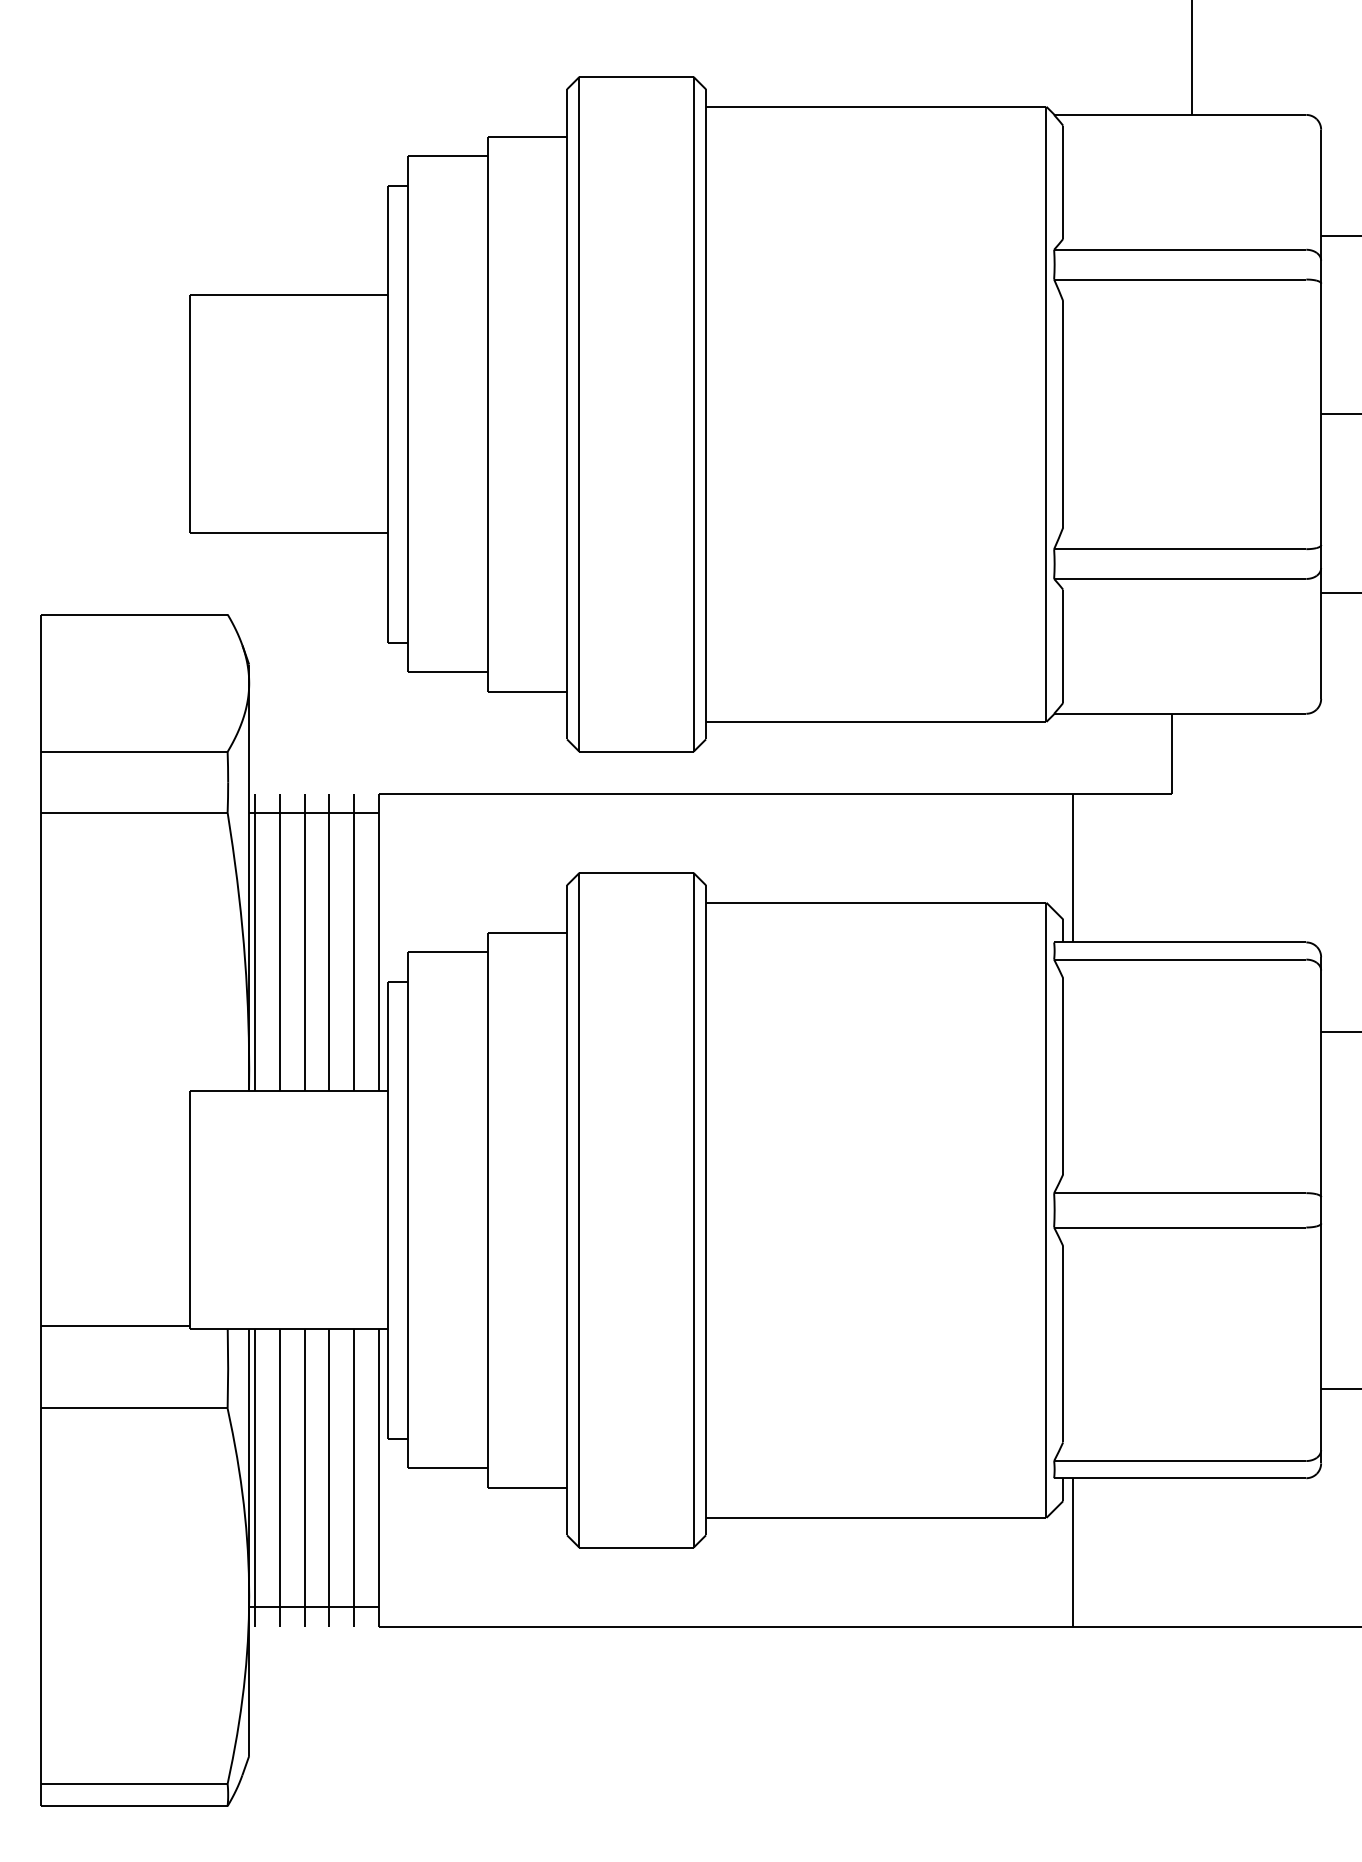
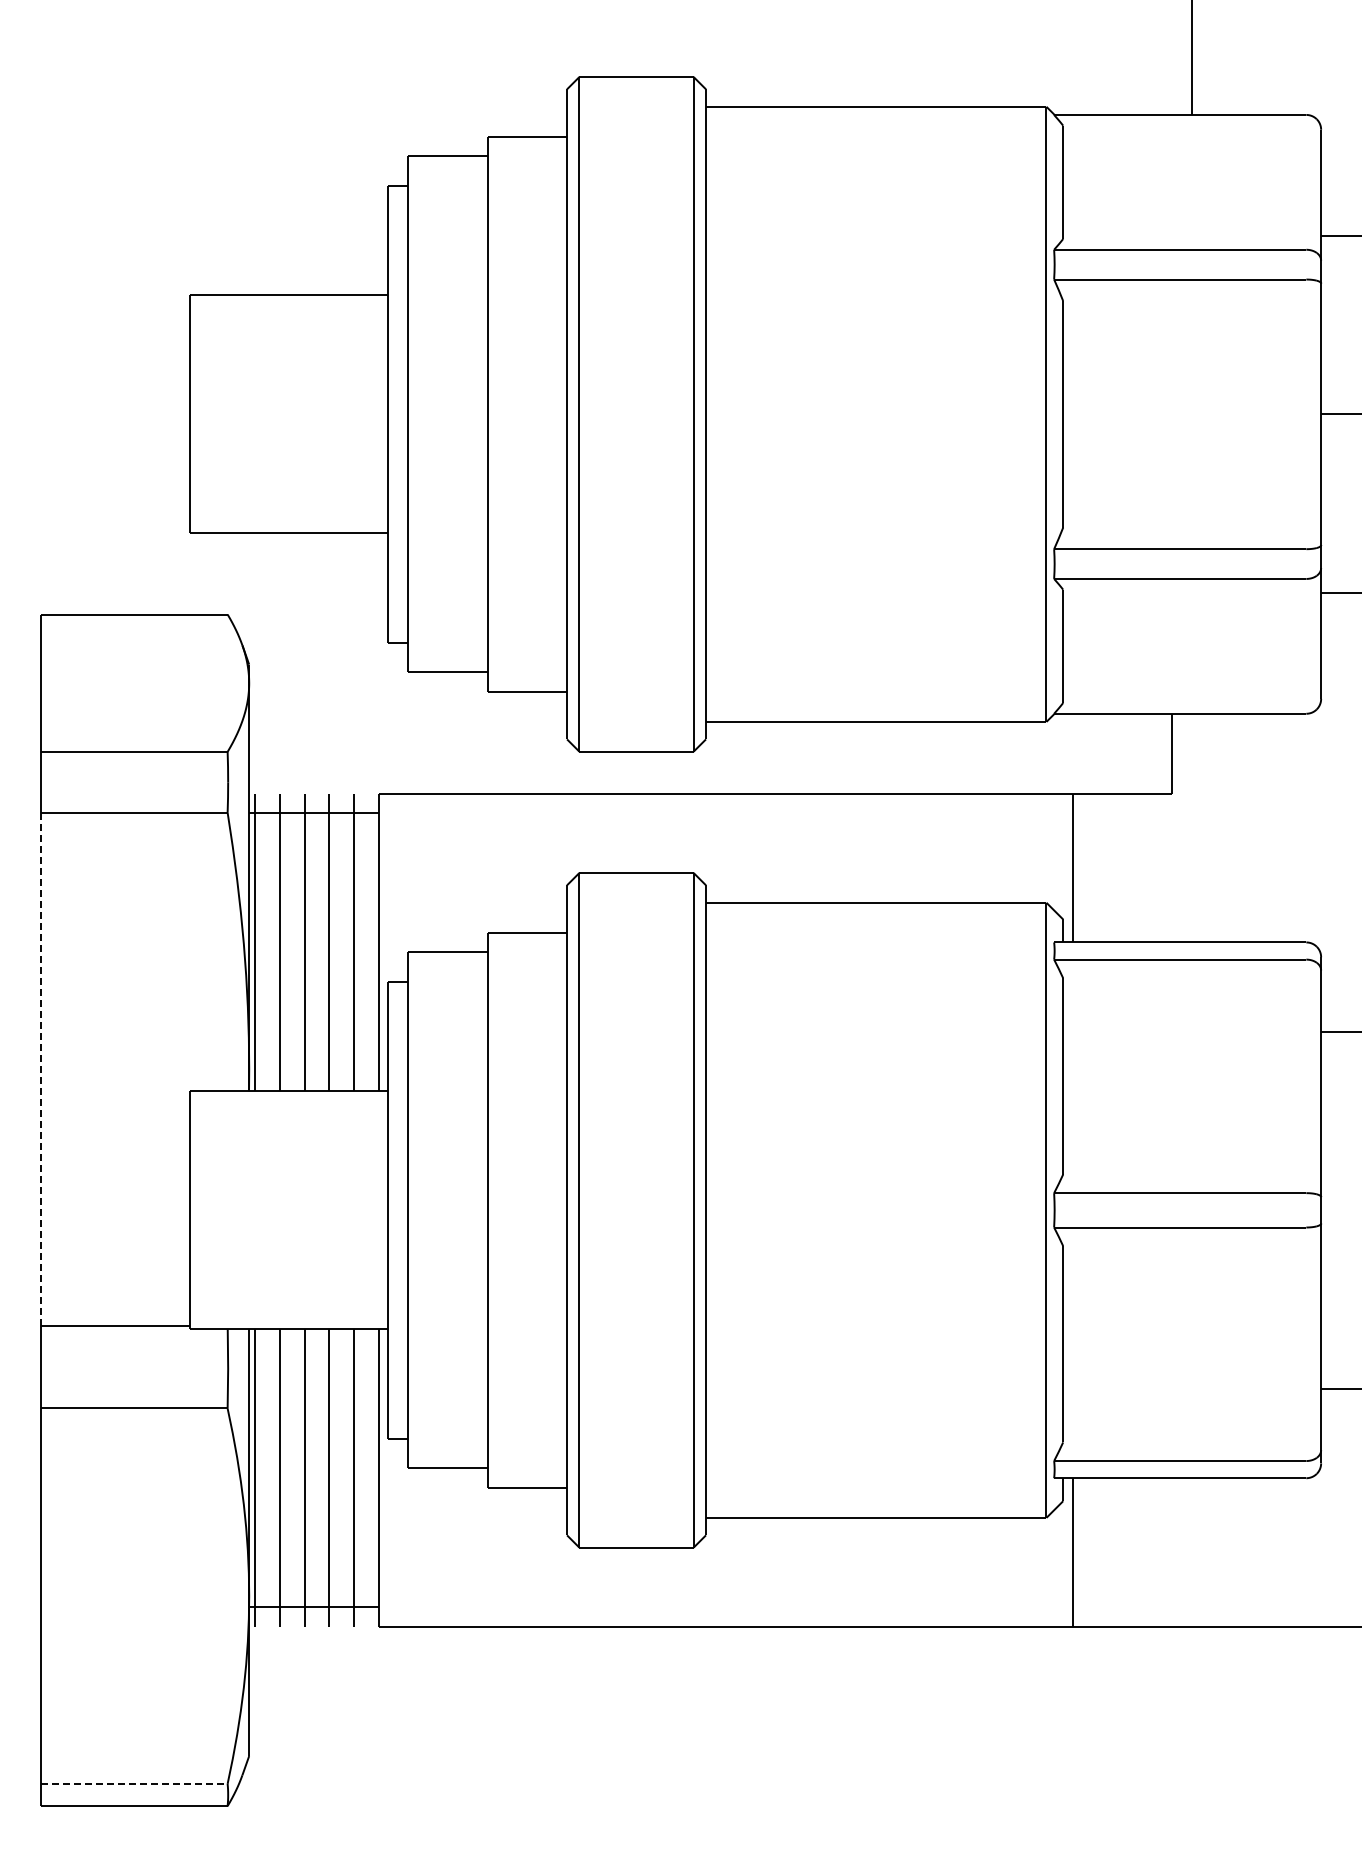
line: solid -> dashed (40, 1068)
line: solid -> dashed (134, 1783)
